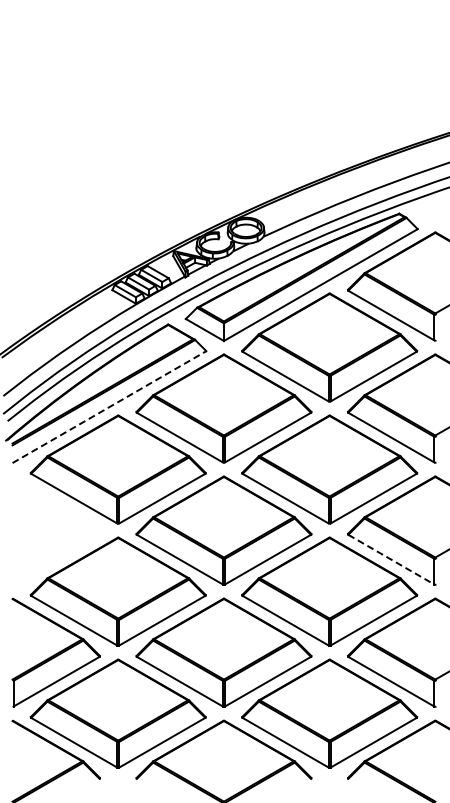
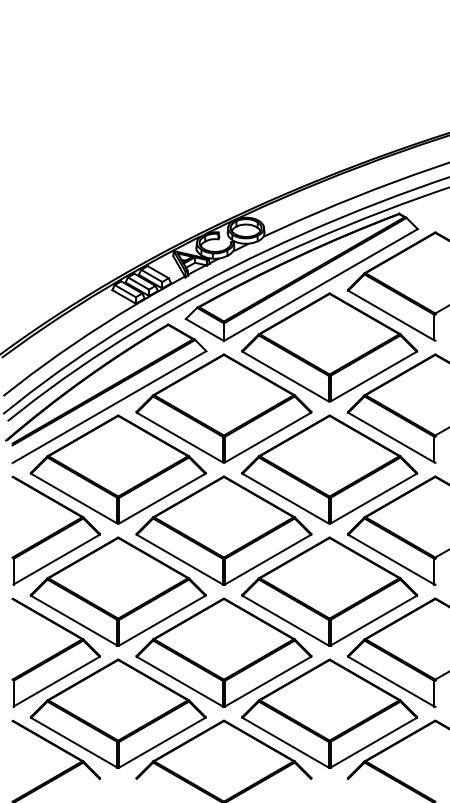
line: dashed -> solid (109, 407)
part: none -> present (55, 530)
line: dashed -> solid (391, 559)
